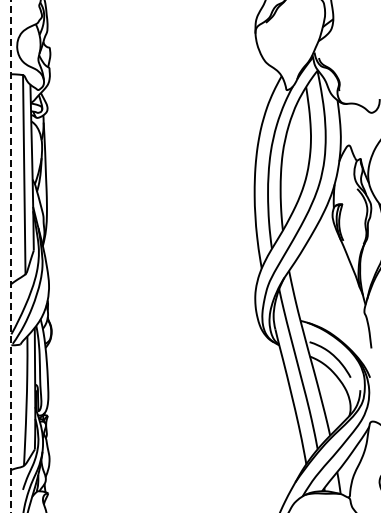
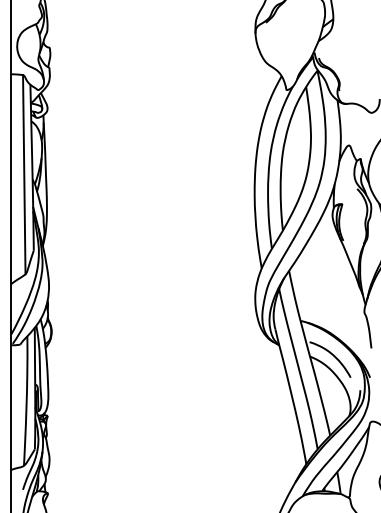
line: dashed -> solid (11, 256)
